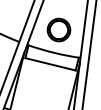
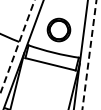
line: solid -> dashed (17, 47)
line: solid -> dashed (89, 54)
